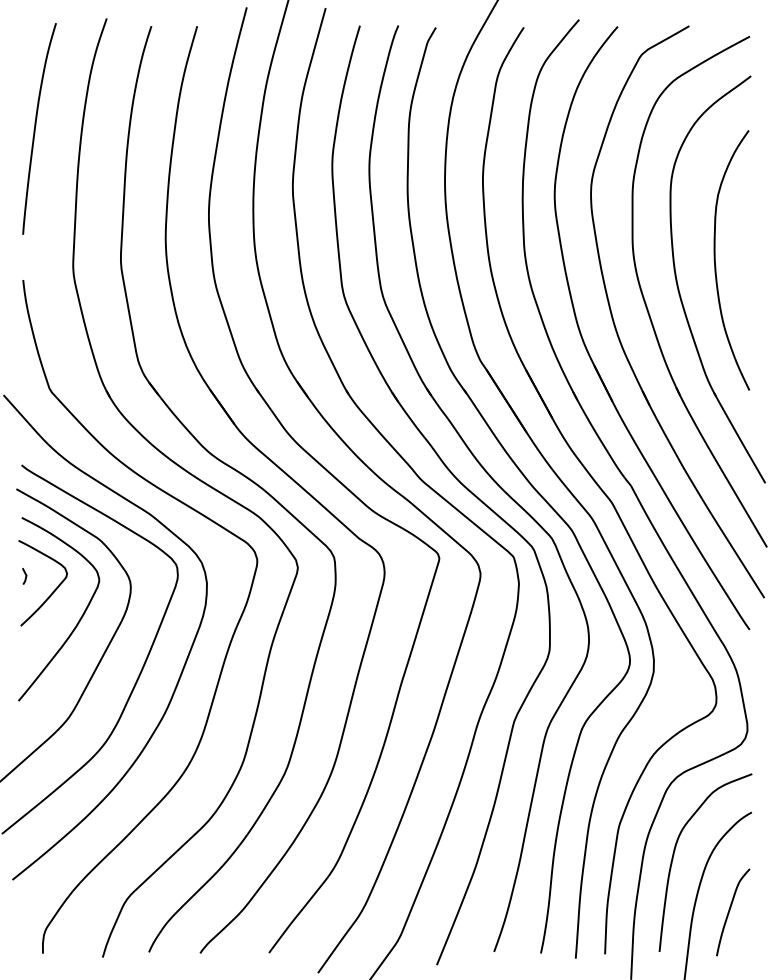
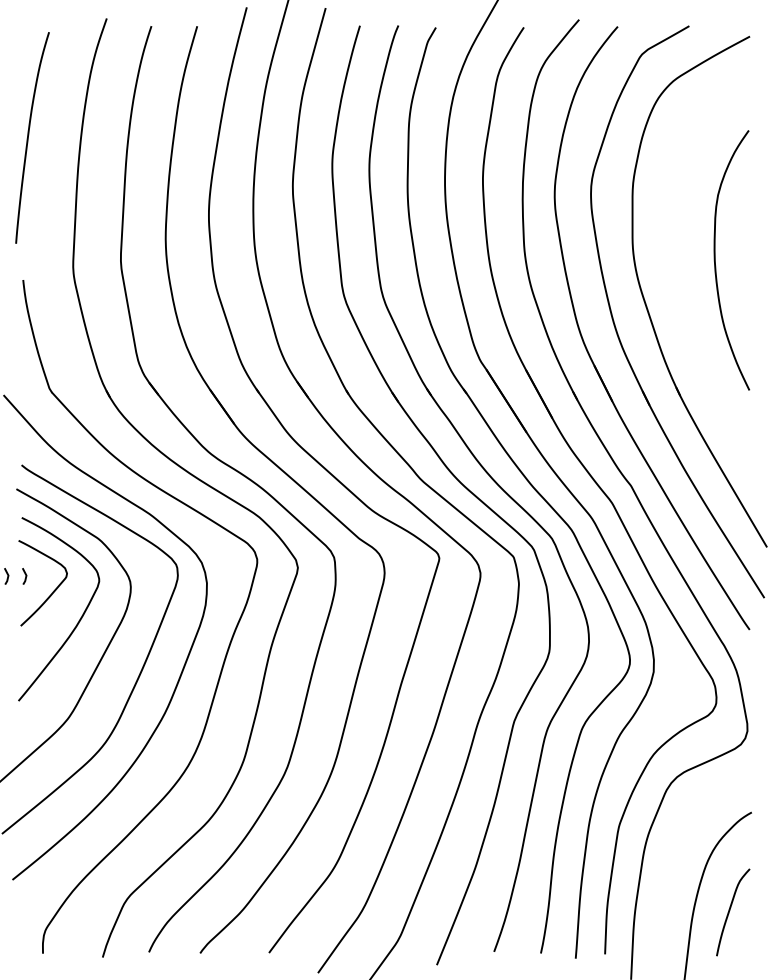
curve position: (36, 126) -> (29, 135) (29, 135)
part: present -> none (679, 288)
line: none -> present (7, 576)
curve: present -> none (674, 855)
